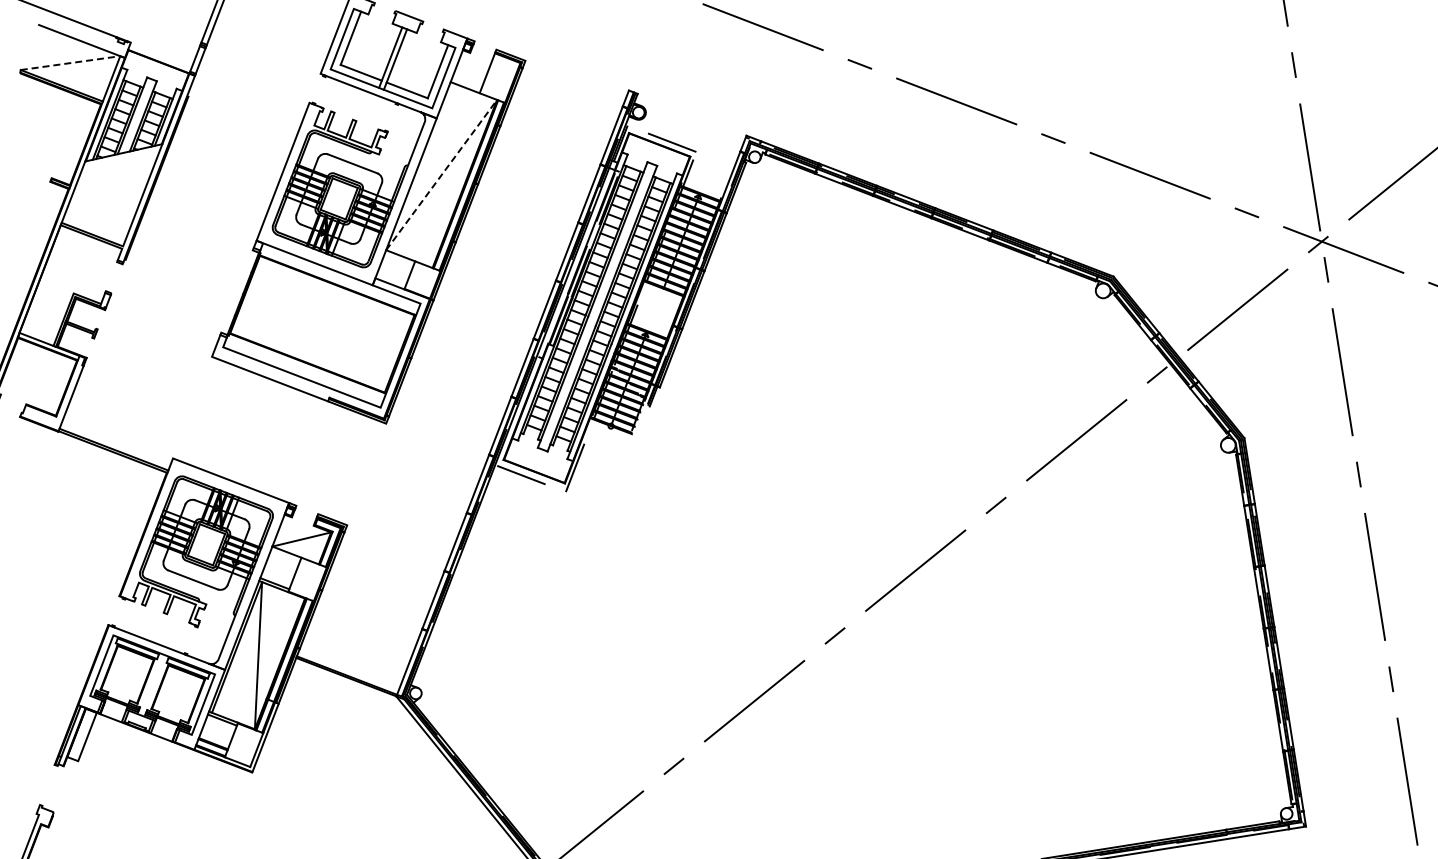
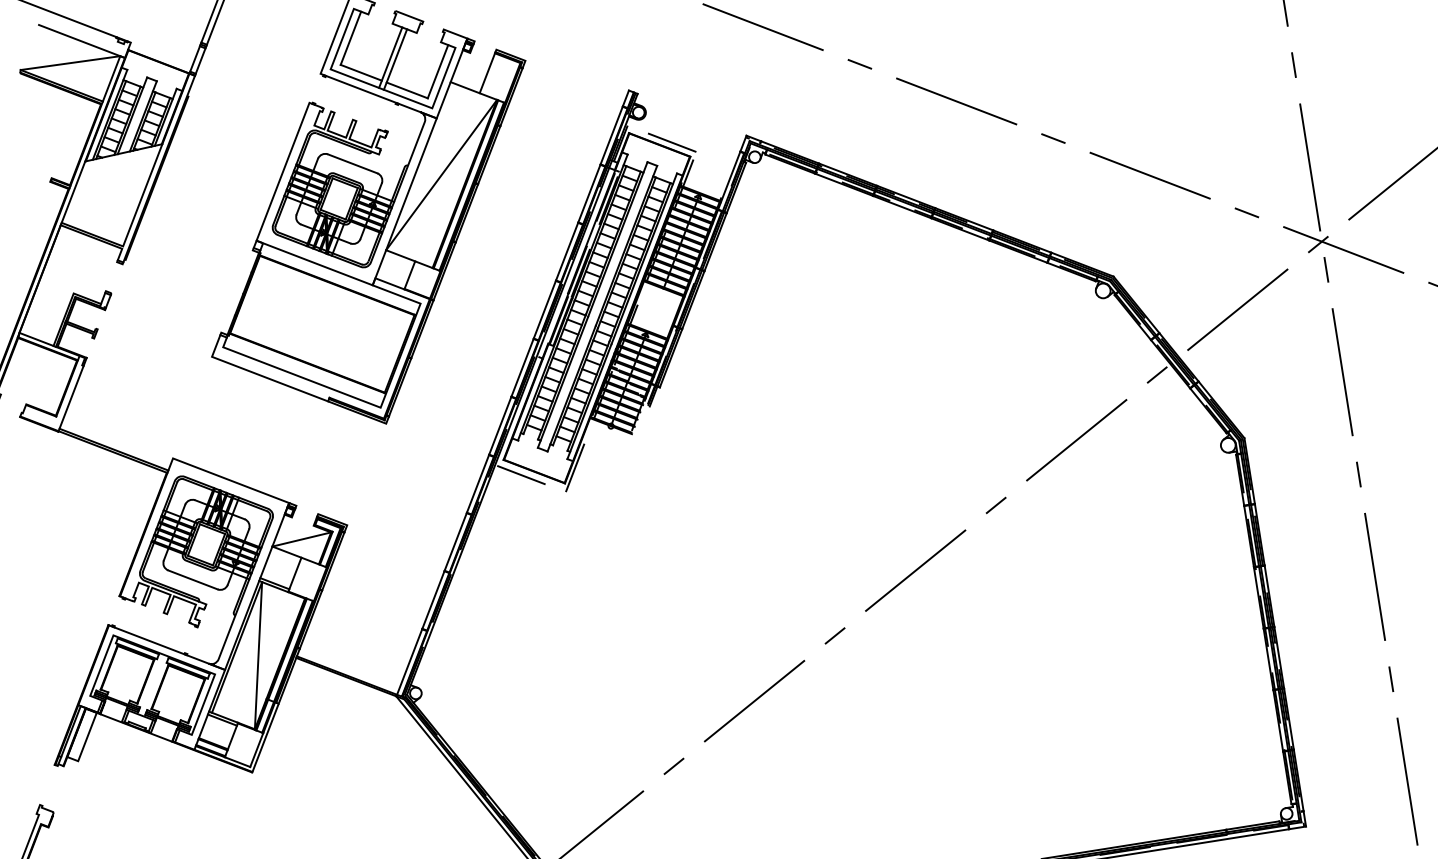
line: dashed -> solid (71, 63)
line: dashed -> solid (441, 174)
